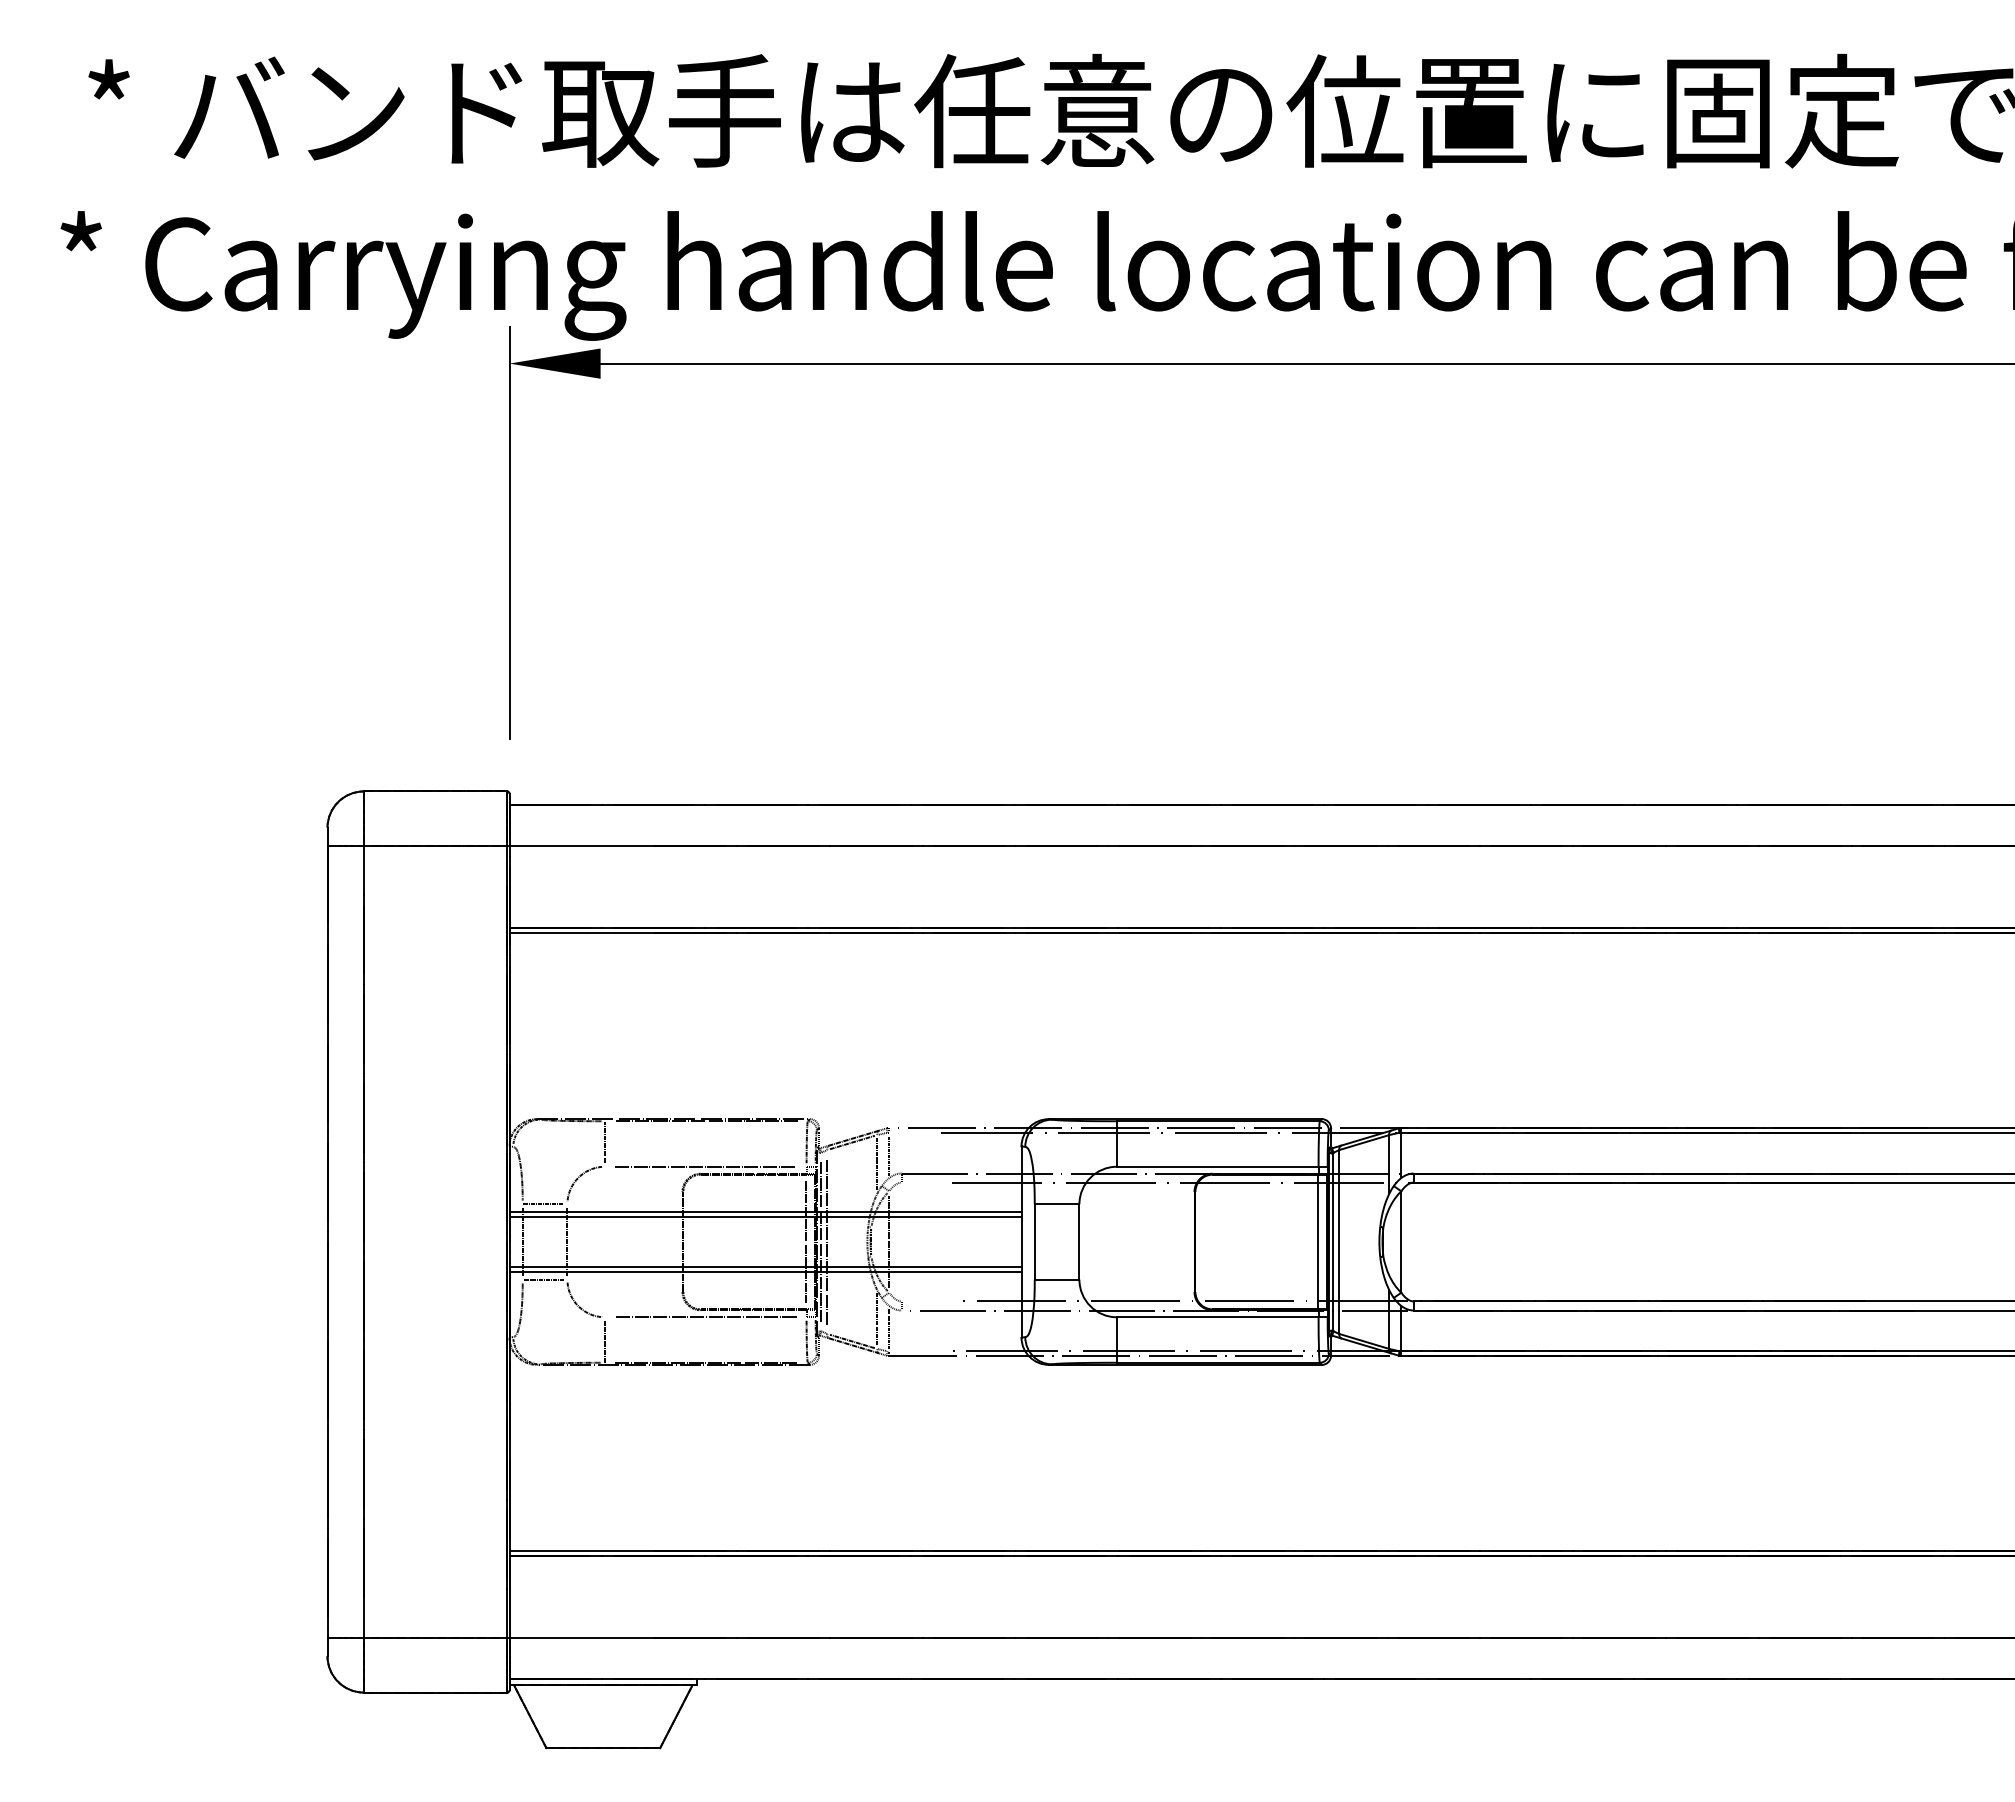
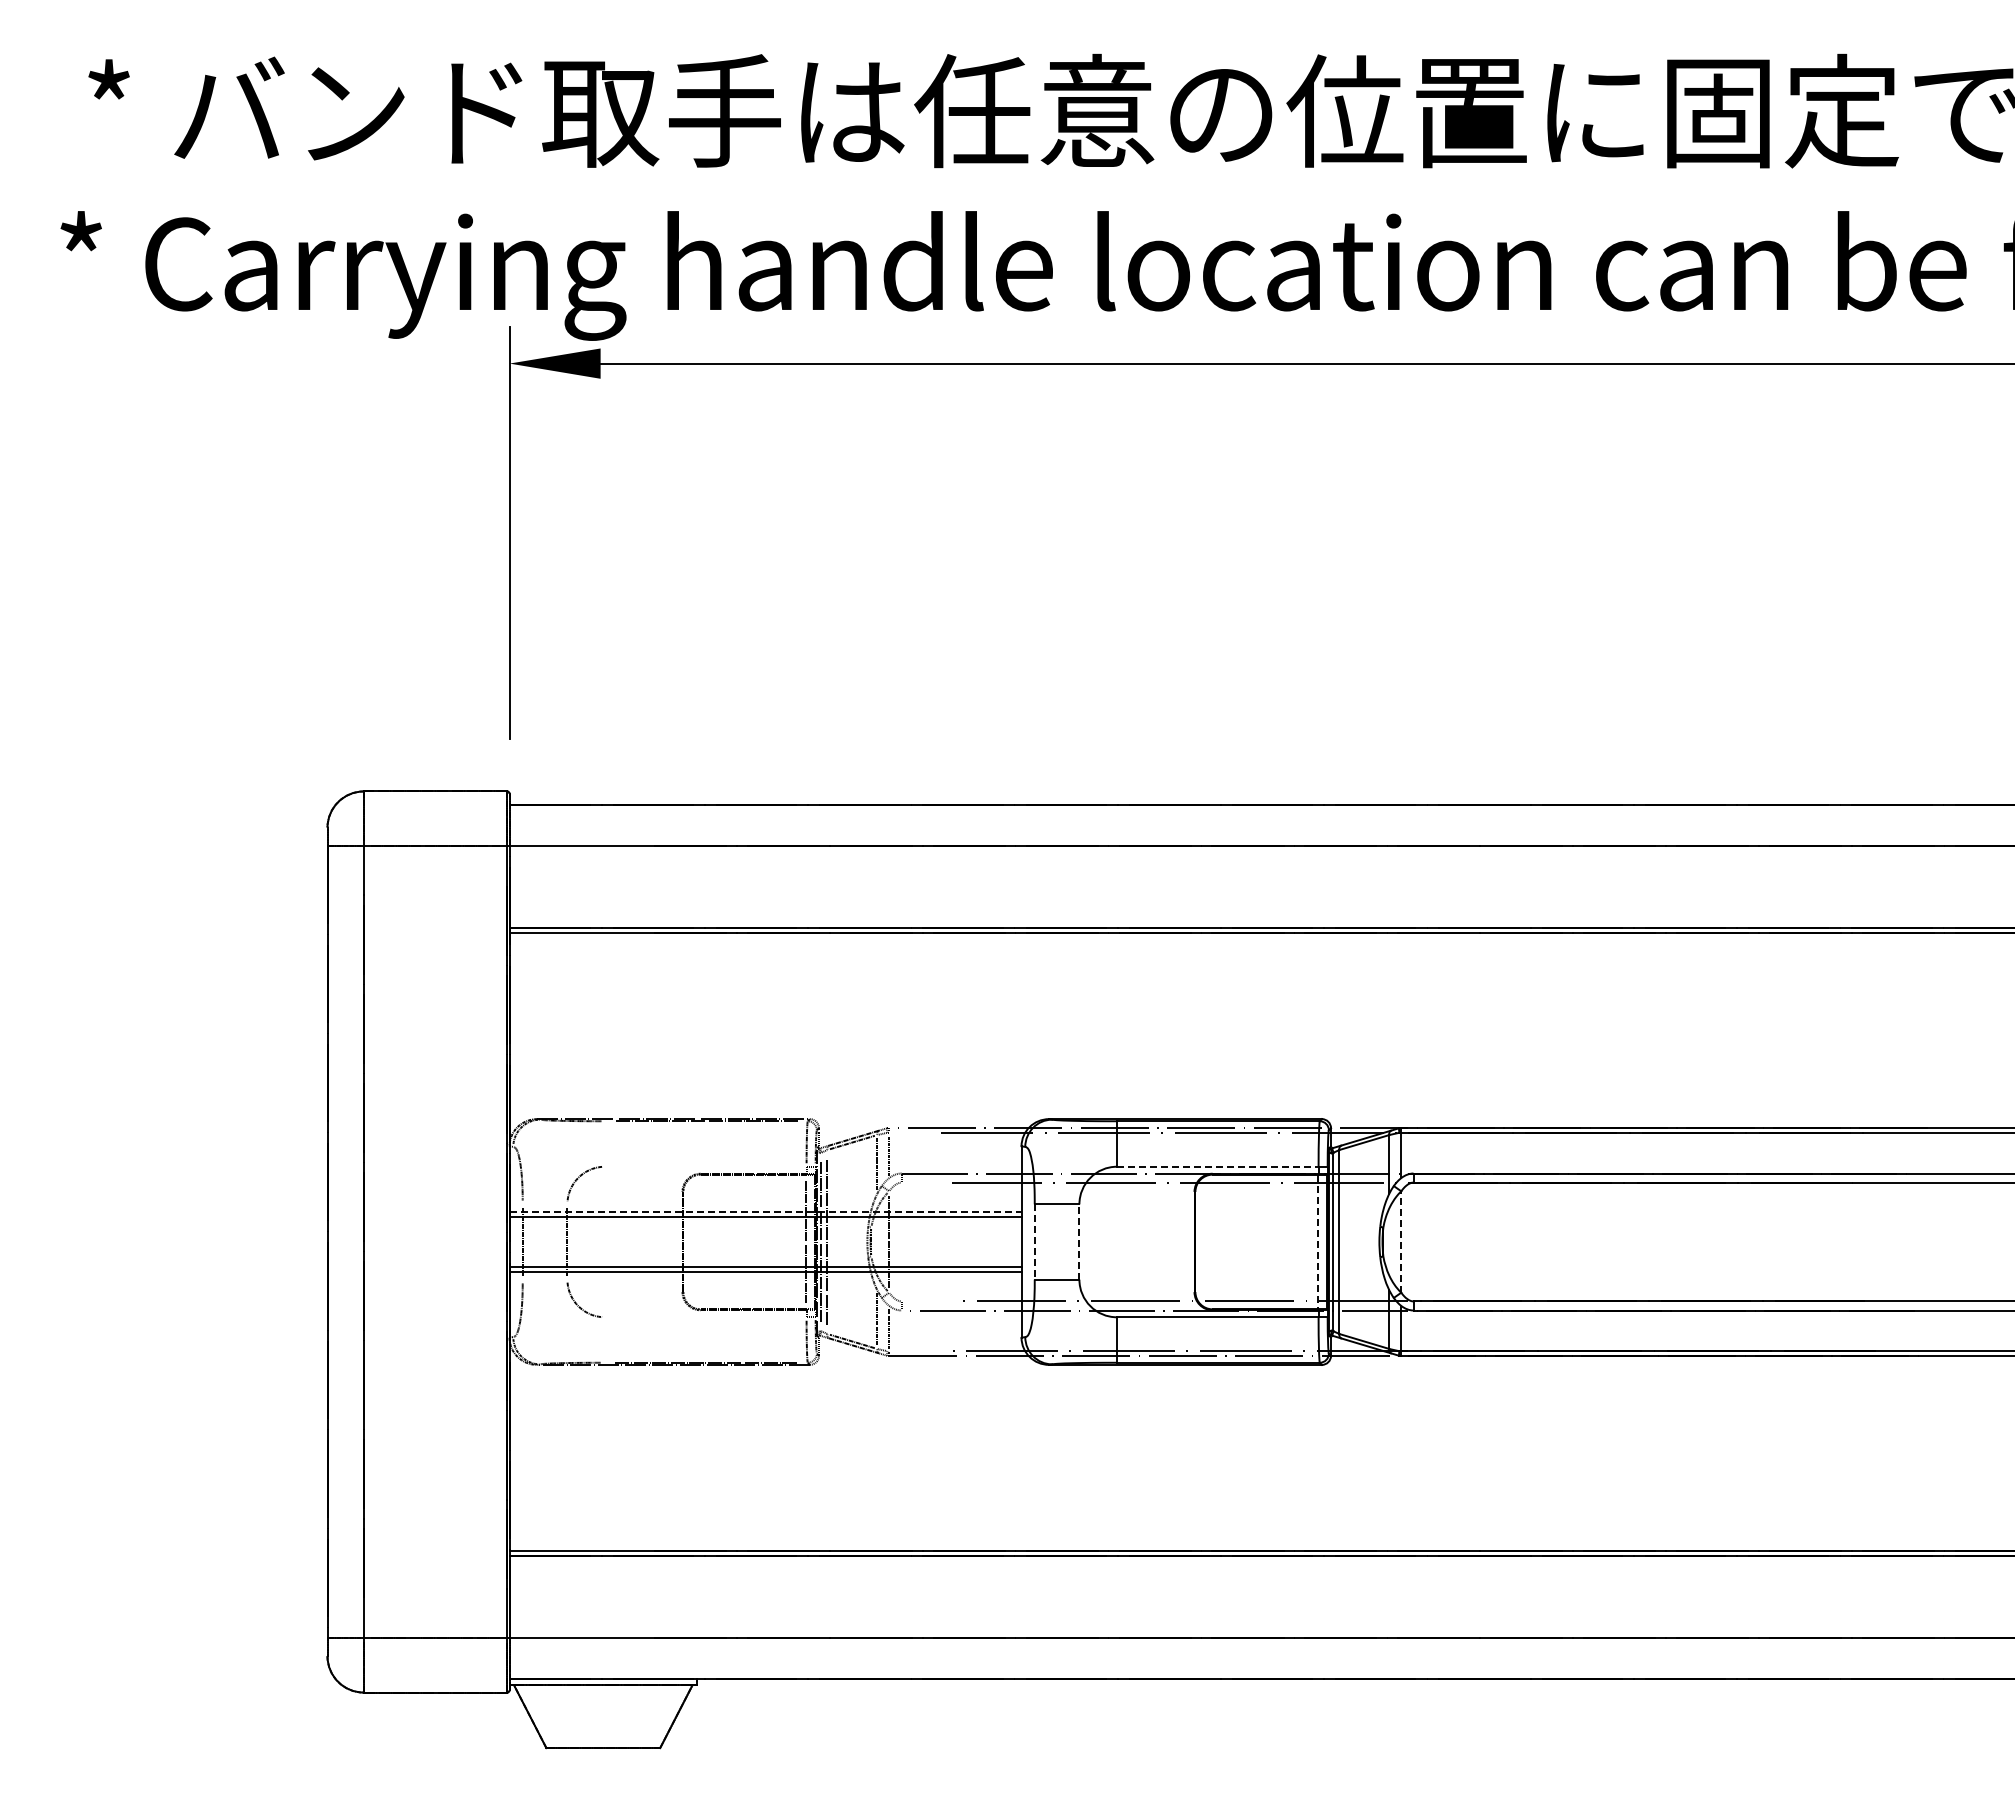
line: present -> none (605, 1142)
line: present -> none (705, 1166)
line: solid -> dashed (1217, 1166)
line: present -> none (543, 1204)
line: solid -> dashed (766, 1212)
line: solid -> dashed (1034, 1242)
line: solid -> dashed (1079, 1242)
line: solid -> dashed (1318, 1242)
line: solid -> dashed (1401, 1242)
line: present -> none (543, 1279)
line: present -> none (705, 1317)
line: present -> none (605, 1341)
